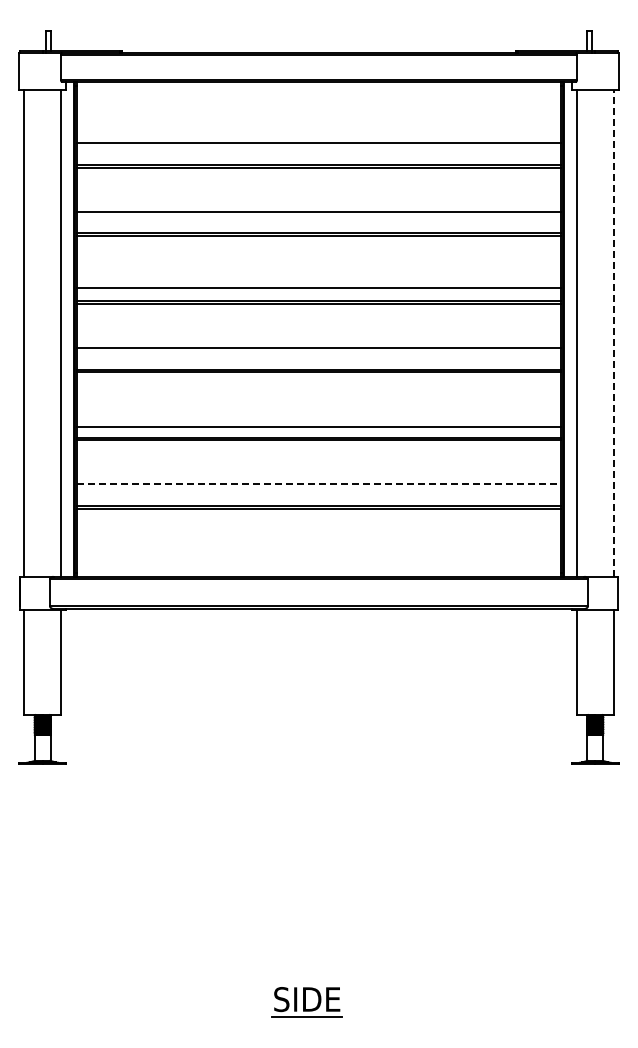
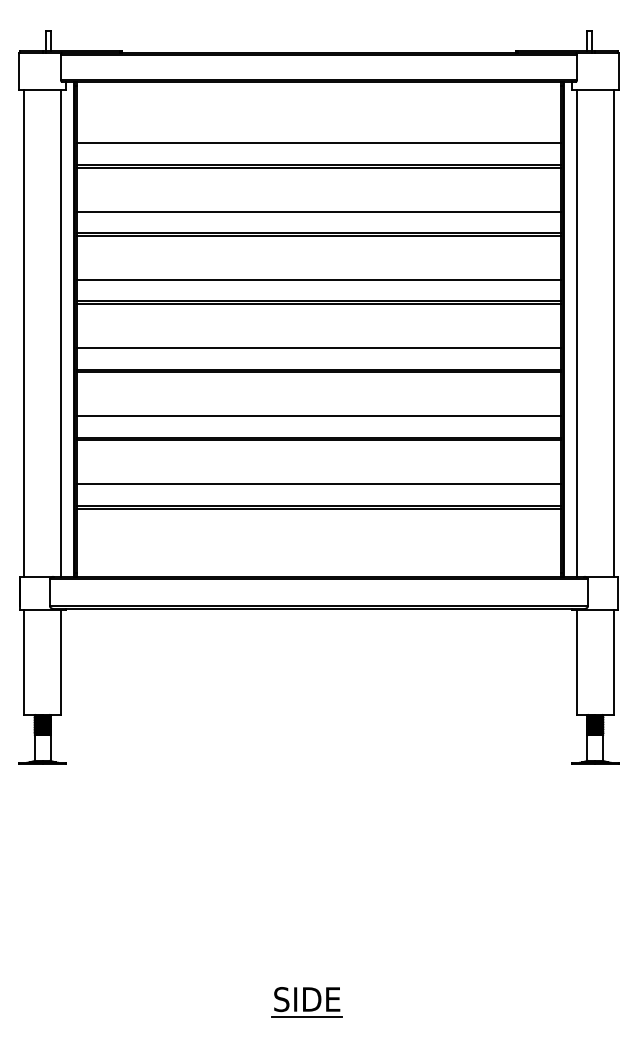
line position: (318, 287) -> (318, 279) (318, 279)
line: dashed -> solid (613, 332)
line position: (318, 427) -> (318, 416) (318, 416)
line: dashed -> solid (319, 484)
